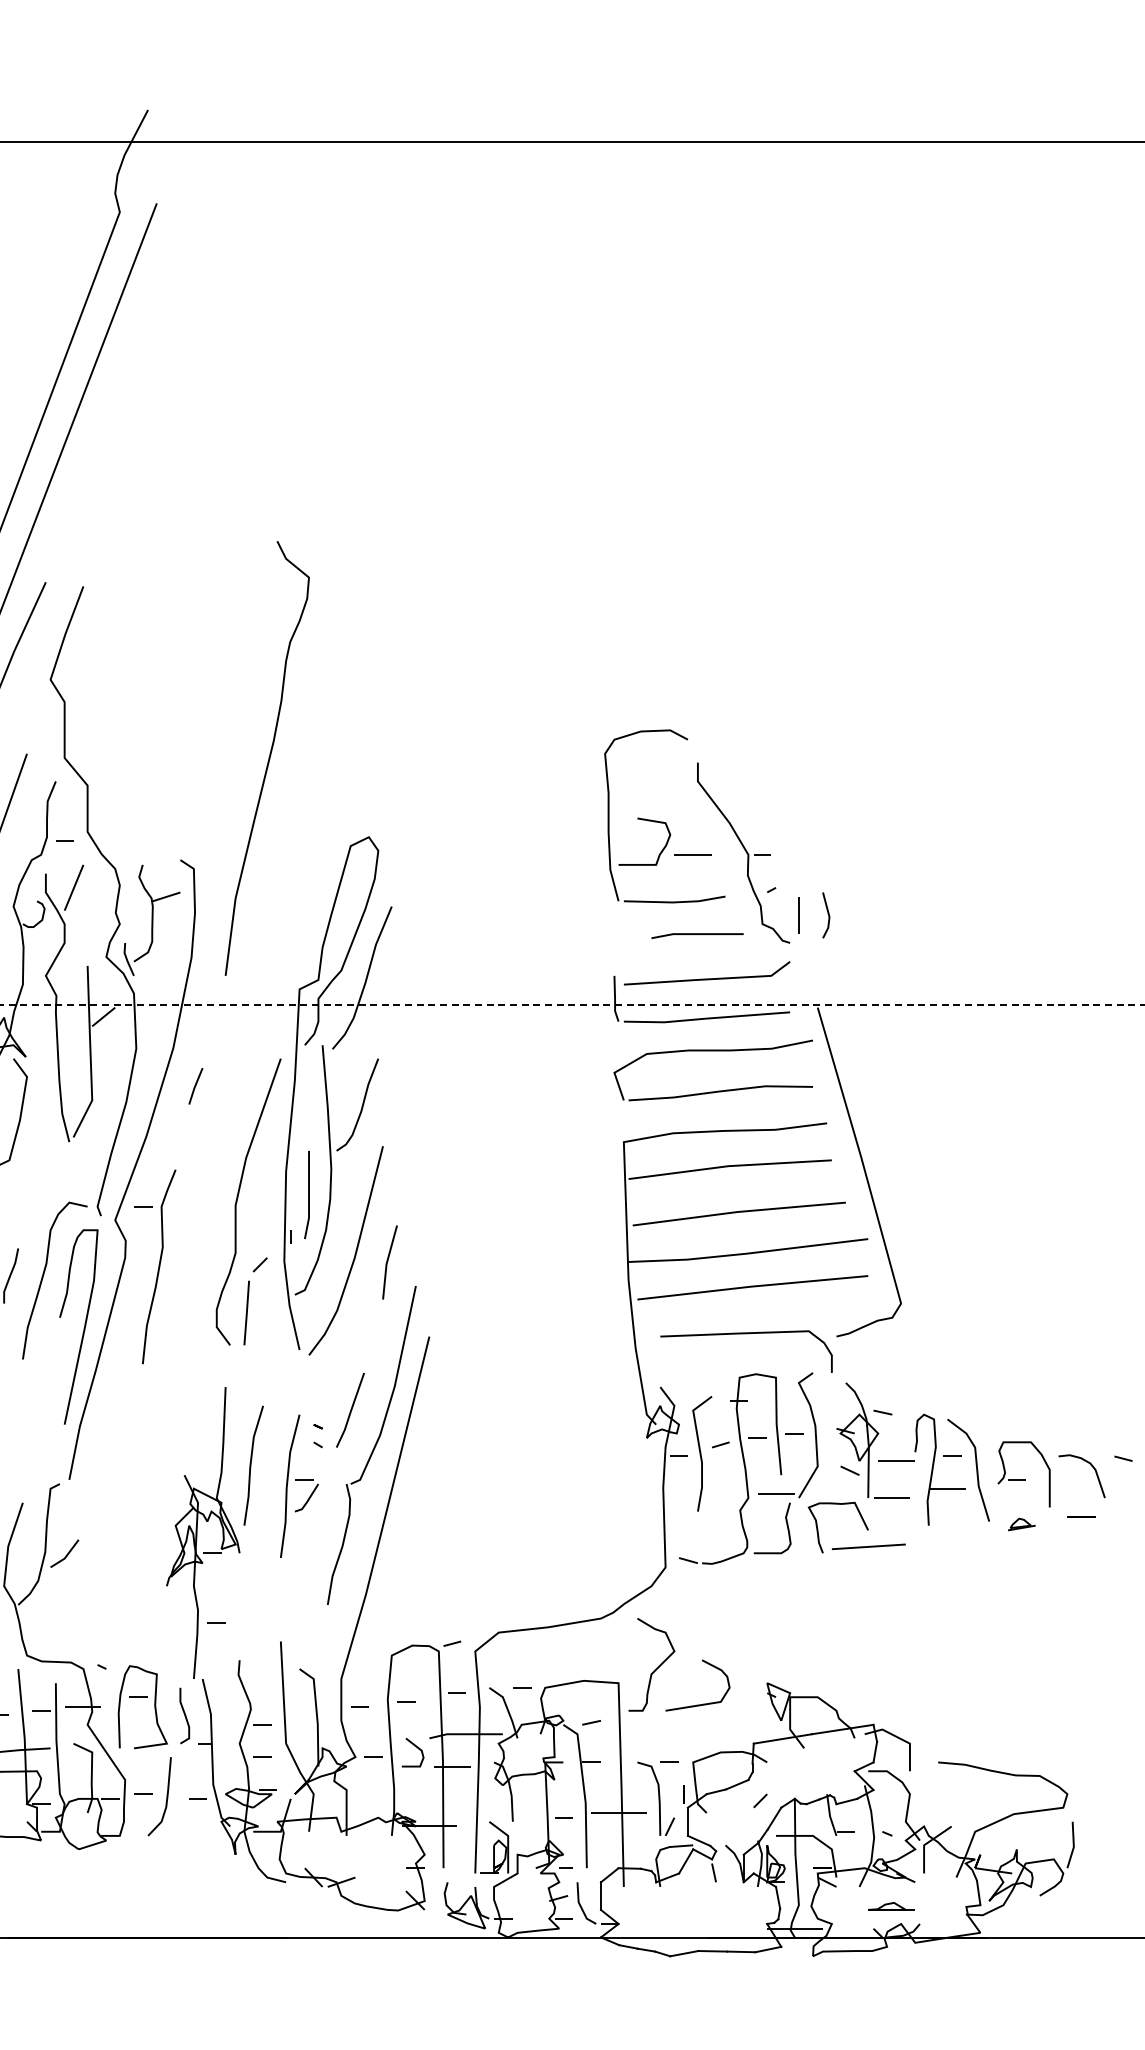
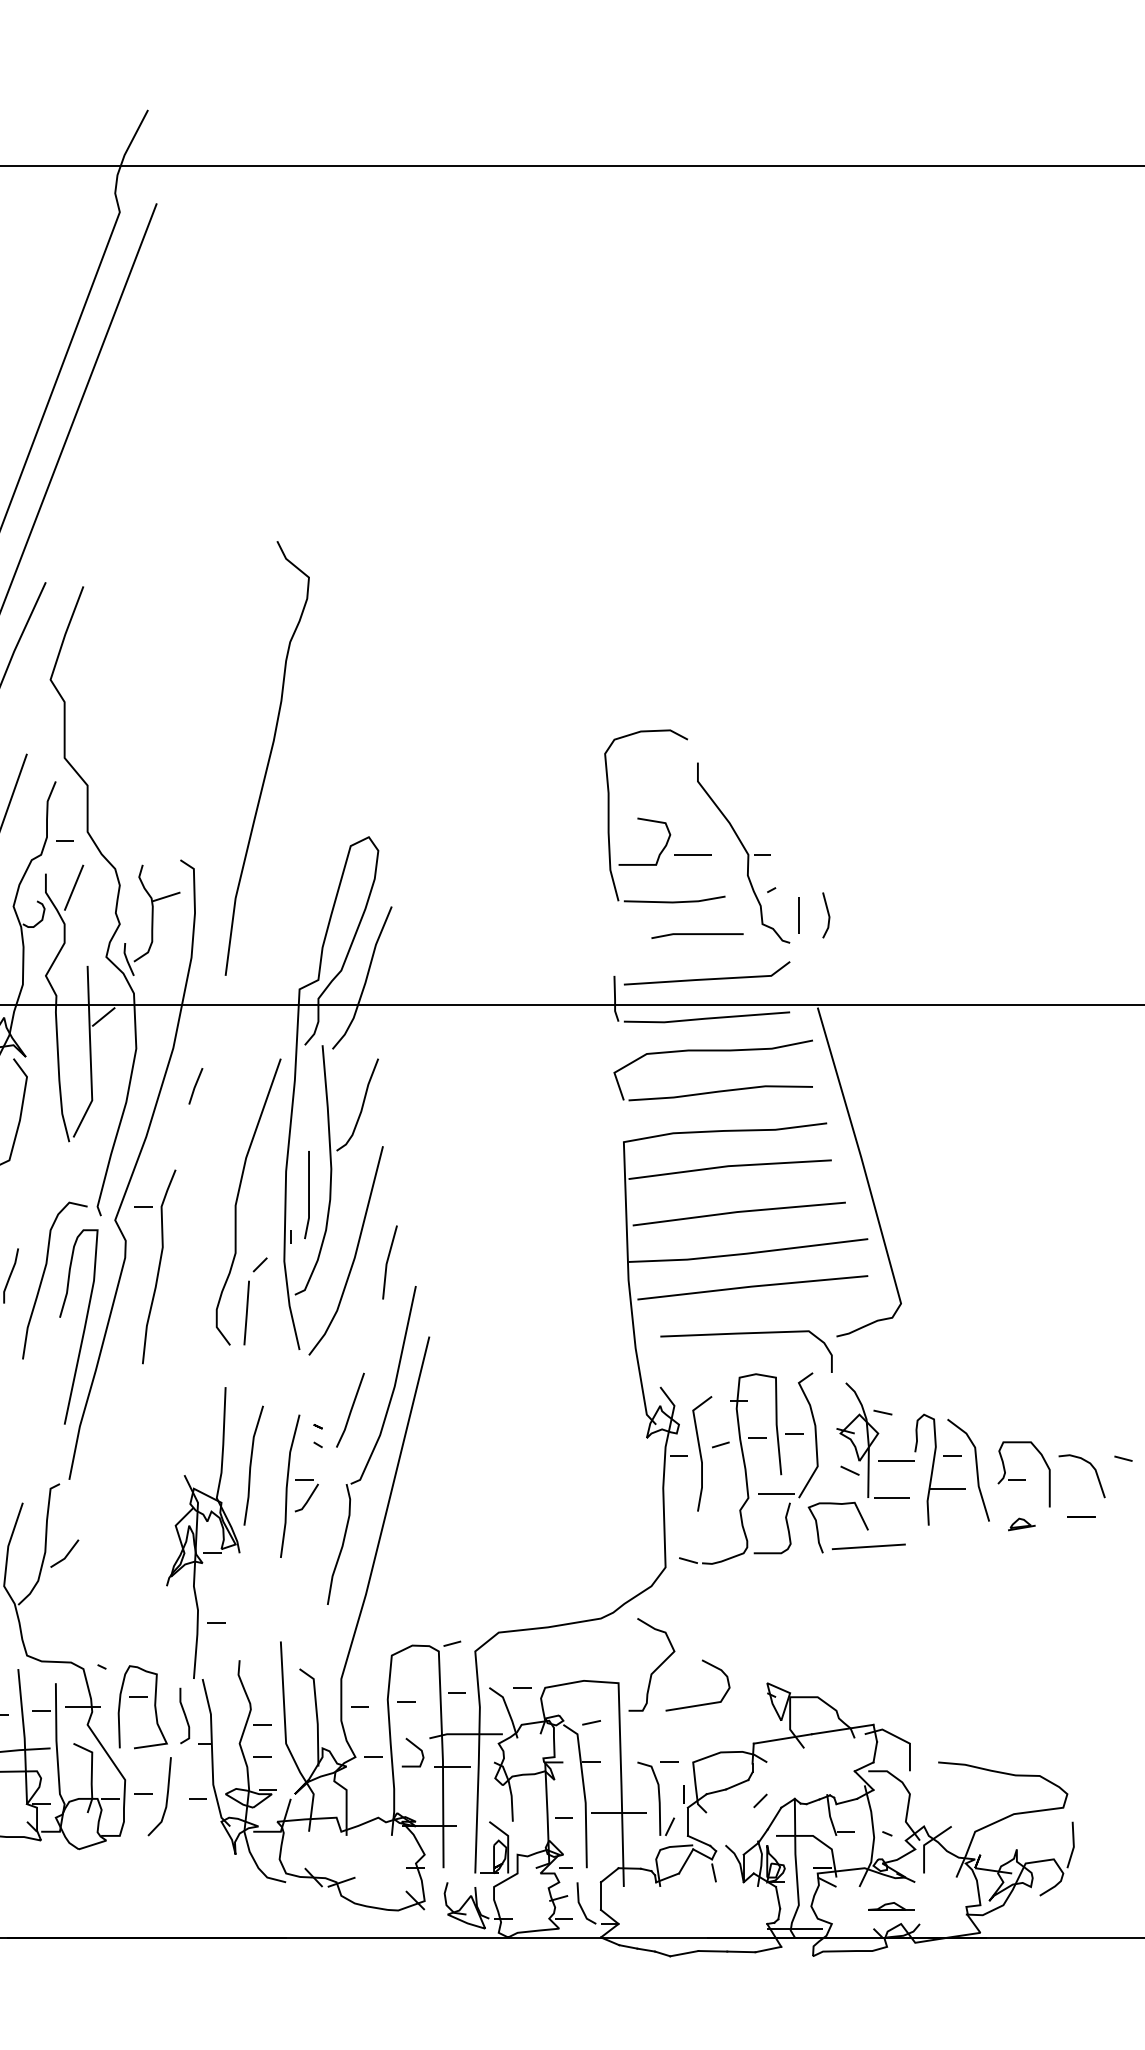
line position: (571, 142) -> (571, 166) (571, 166)
line: dashed -> solid (573, 1005)
